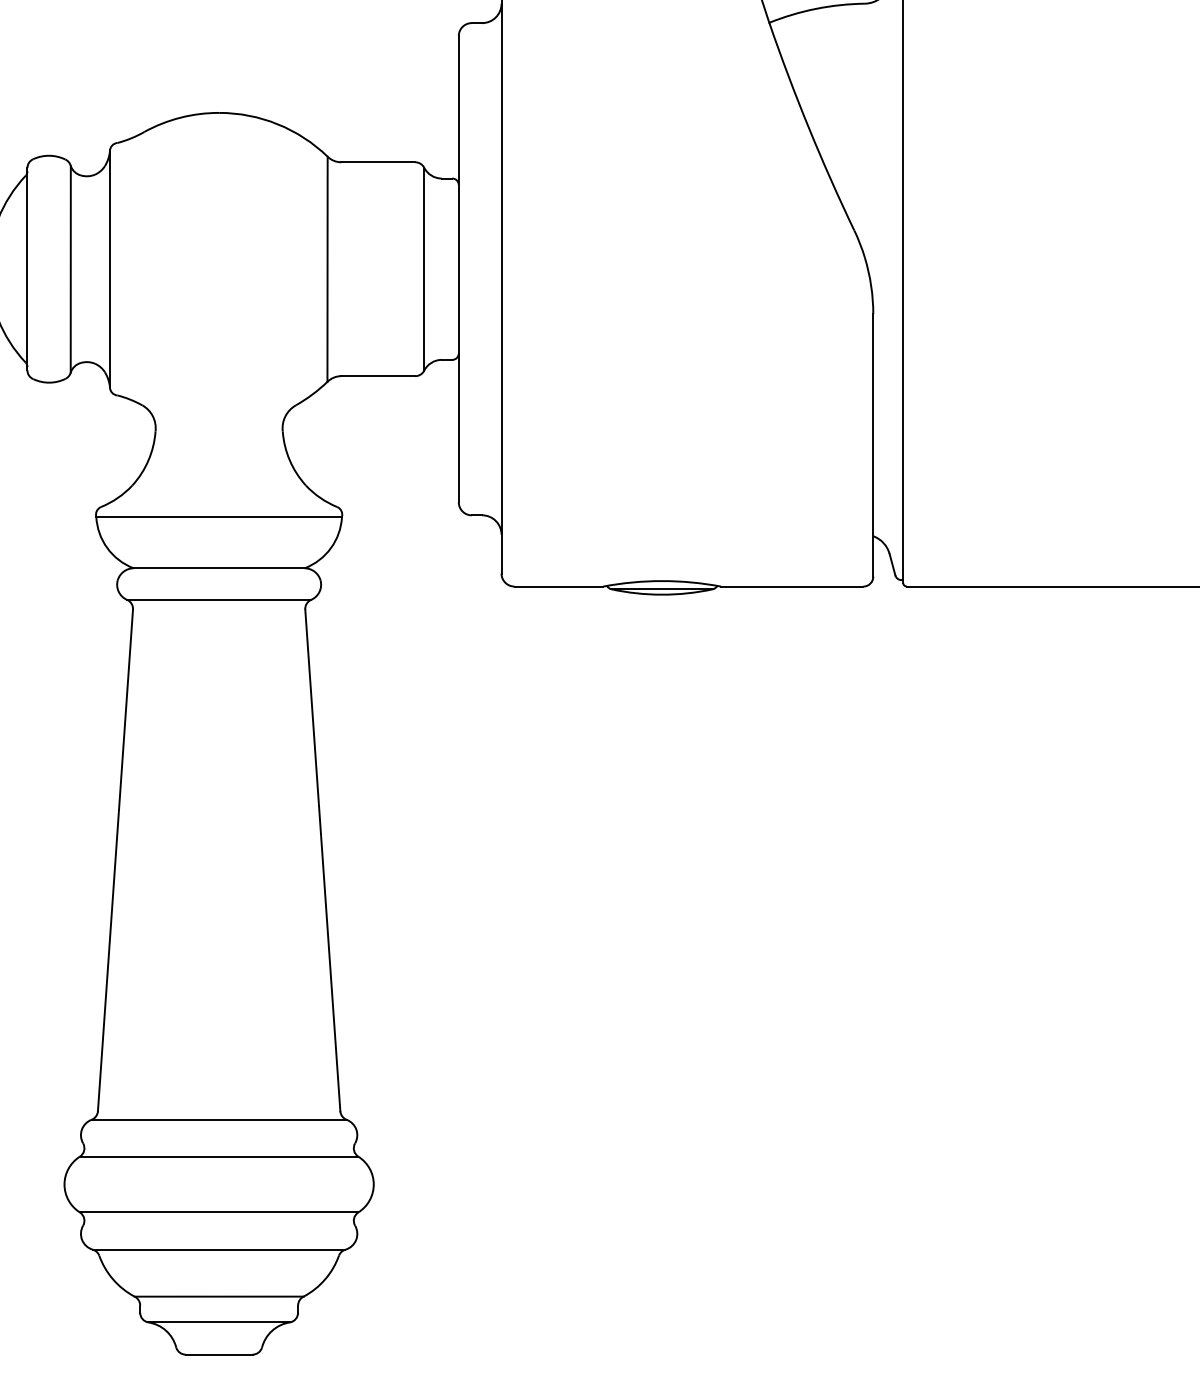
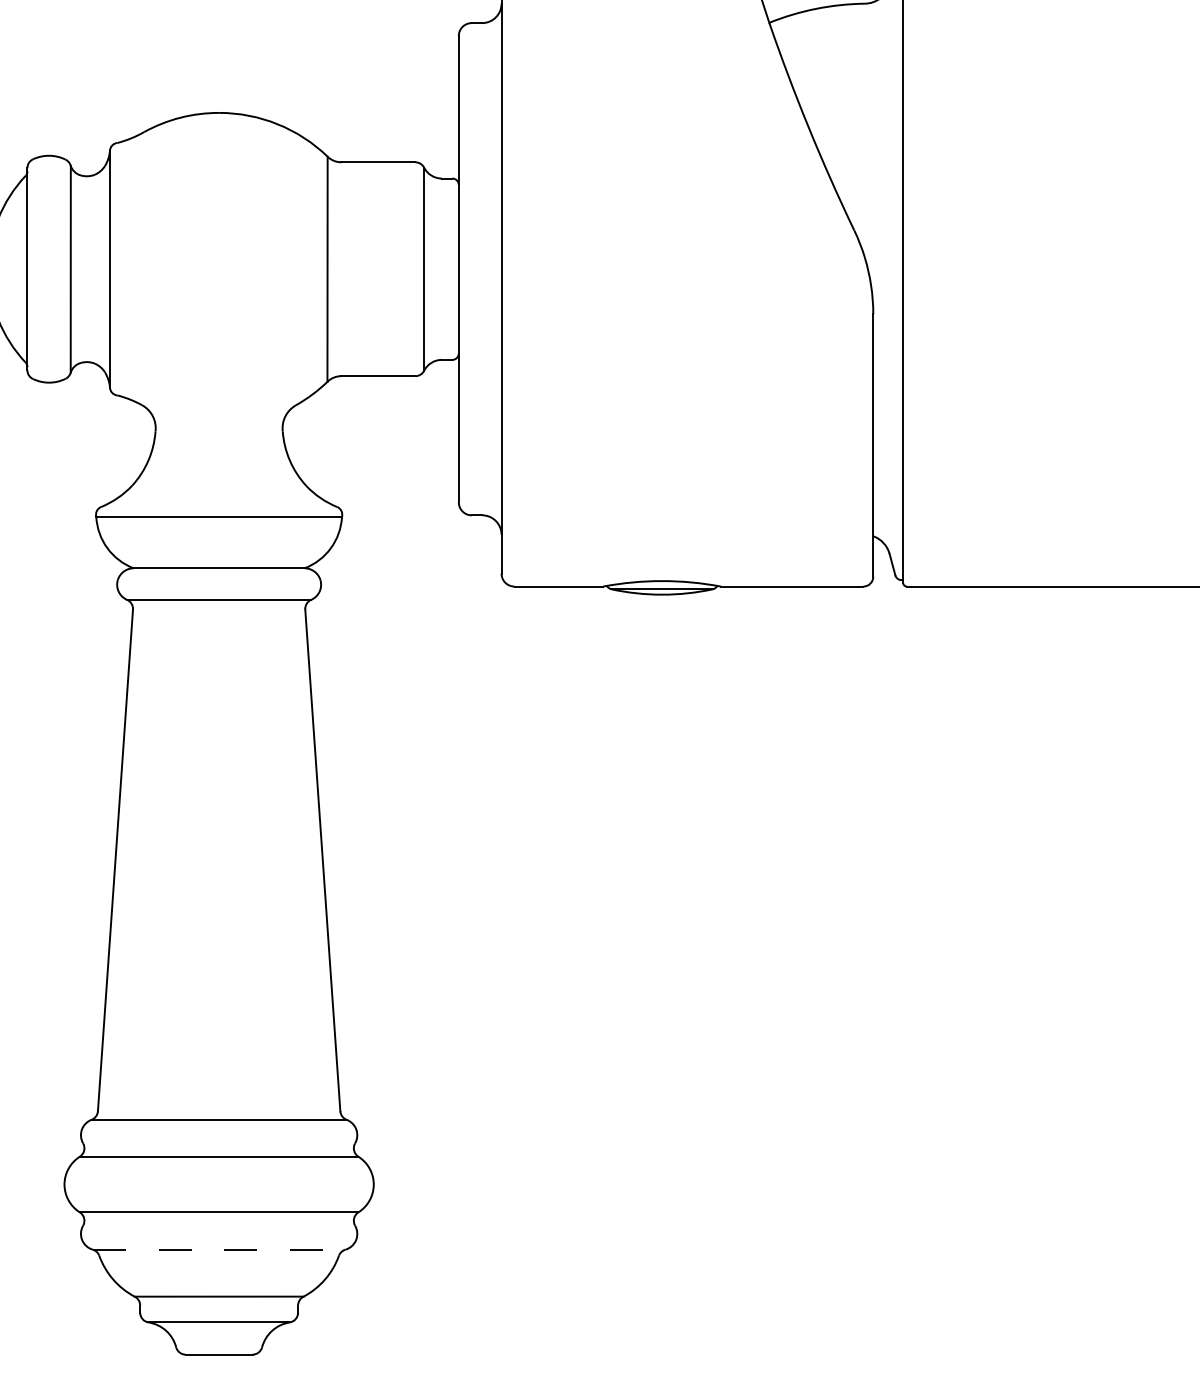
line: solid -> dashed (219, 1249)
